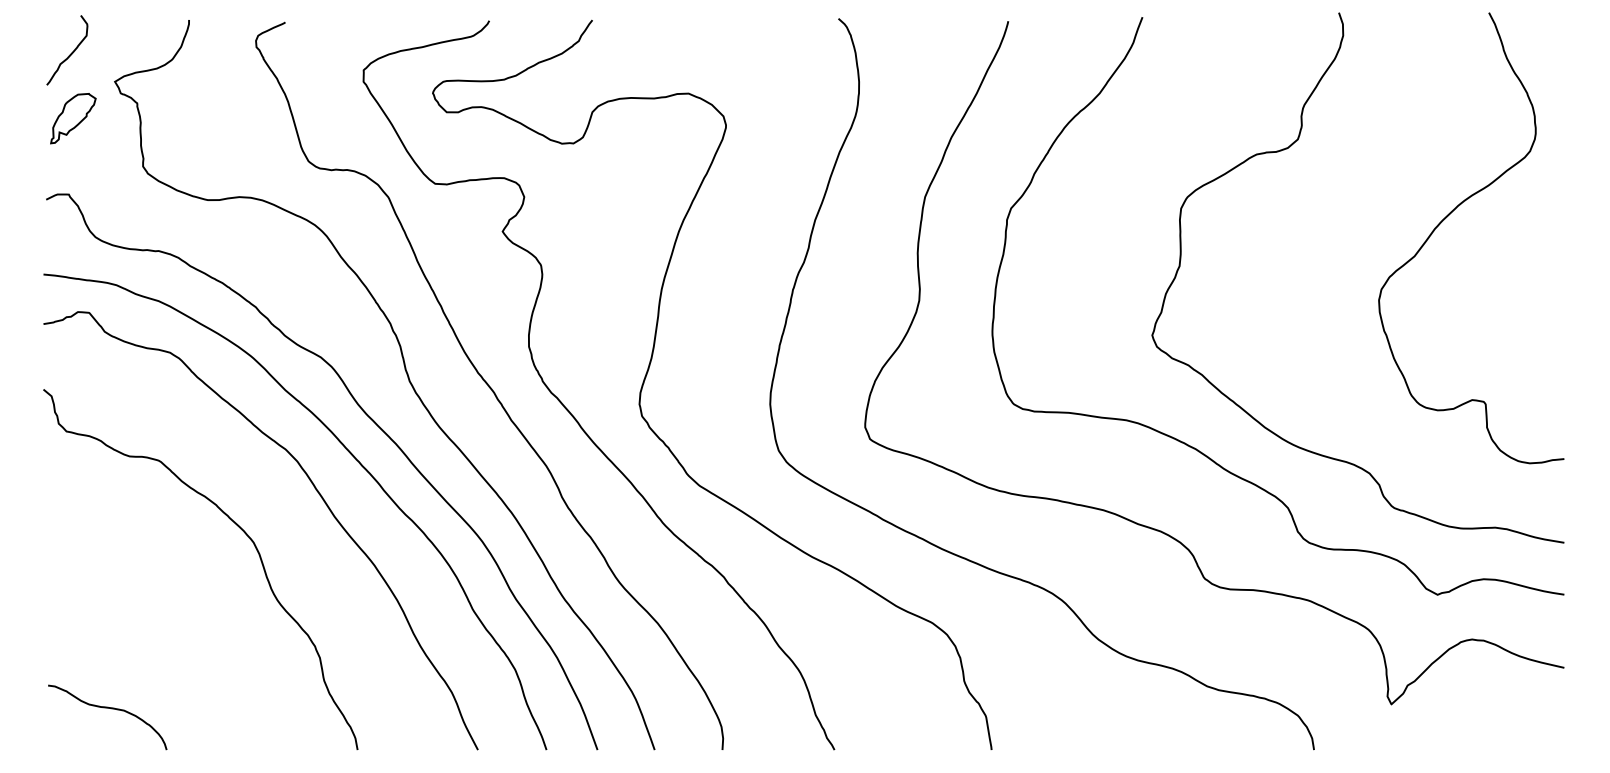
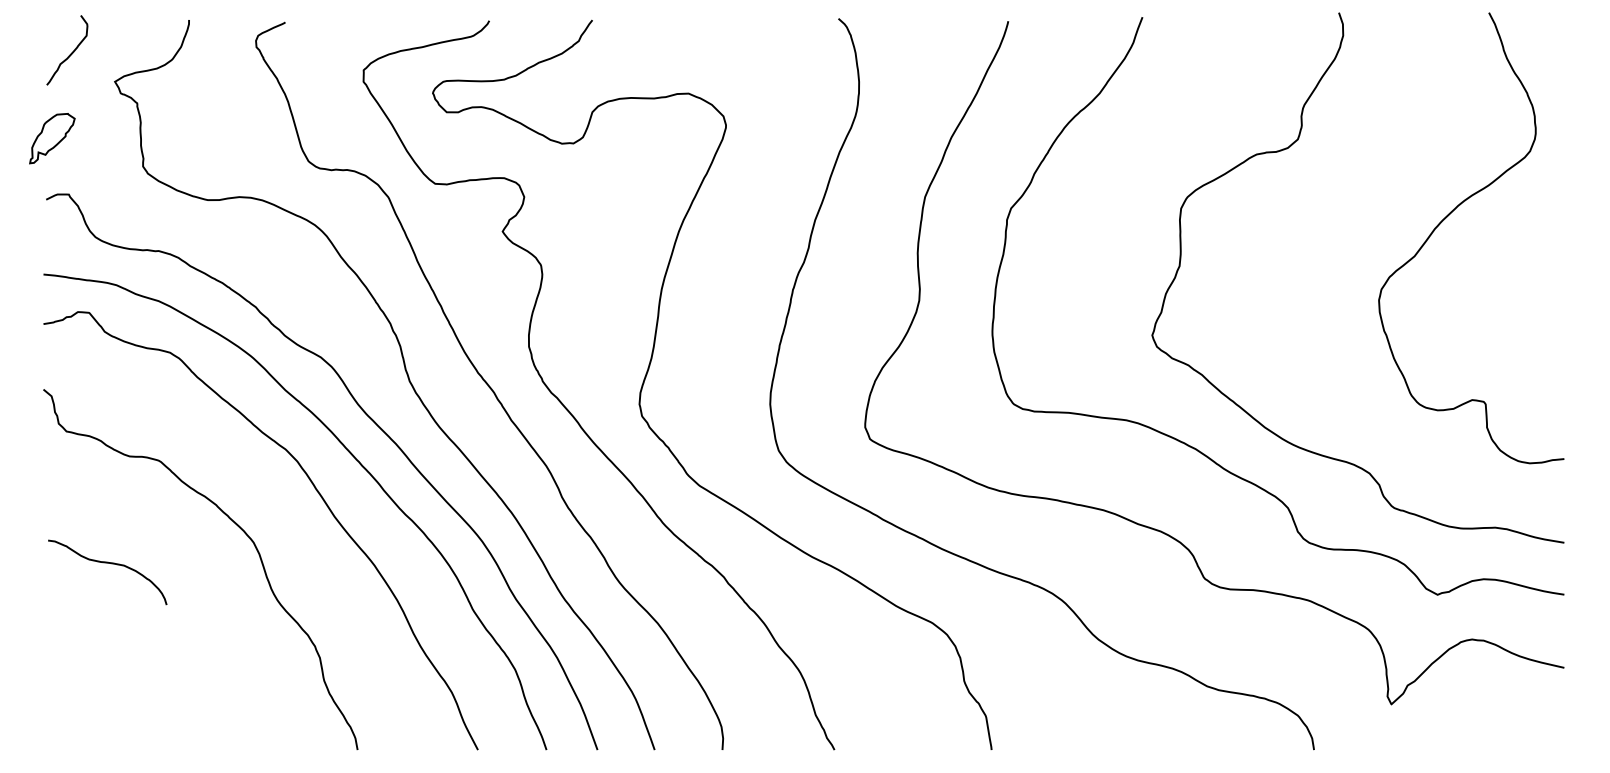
part position: (73, 118) -> (52, 138) (52, 138)
curve position: (111, 709) -> (111, 564) (111, 564)
